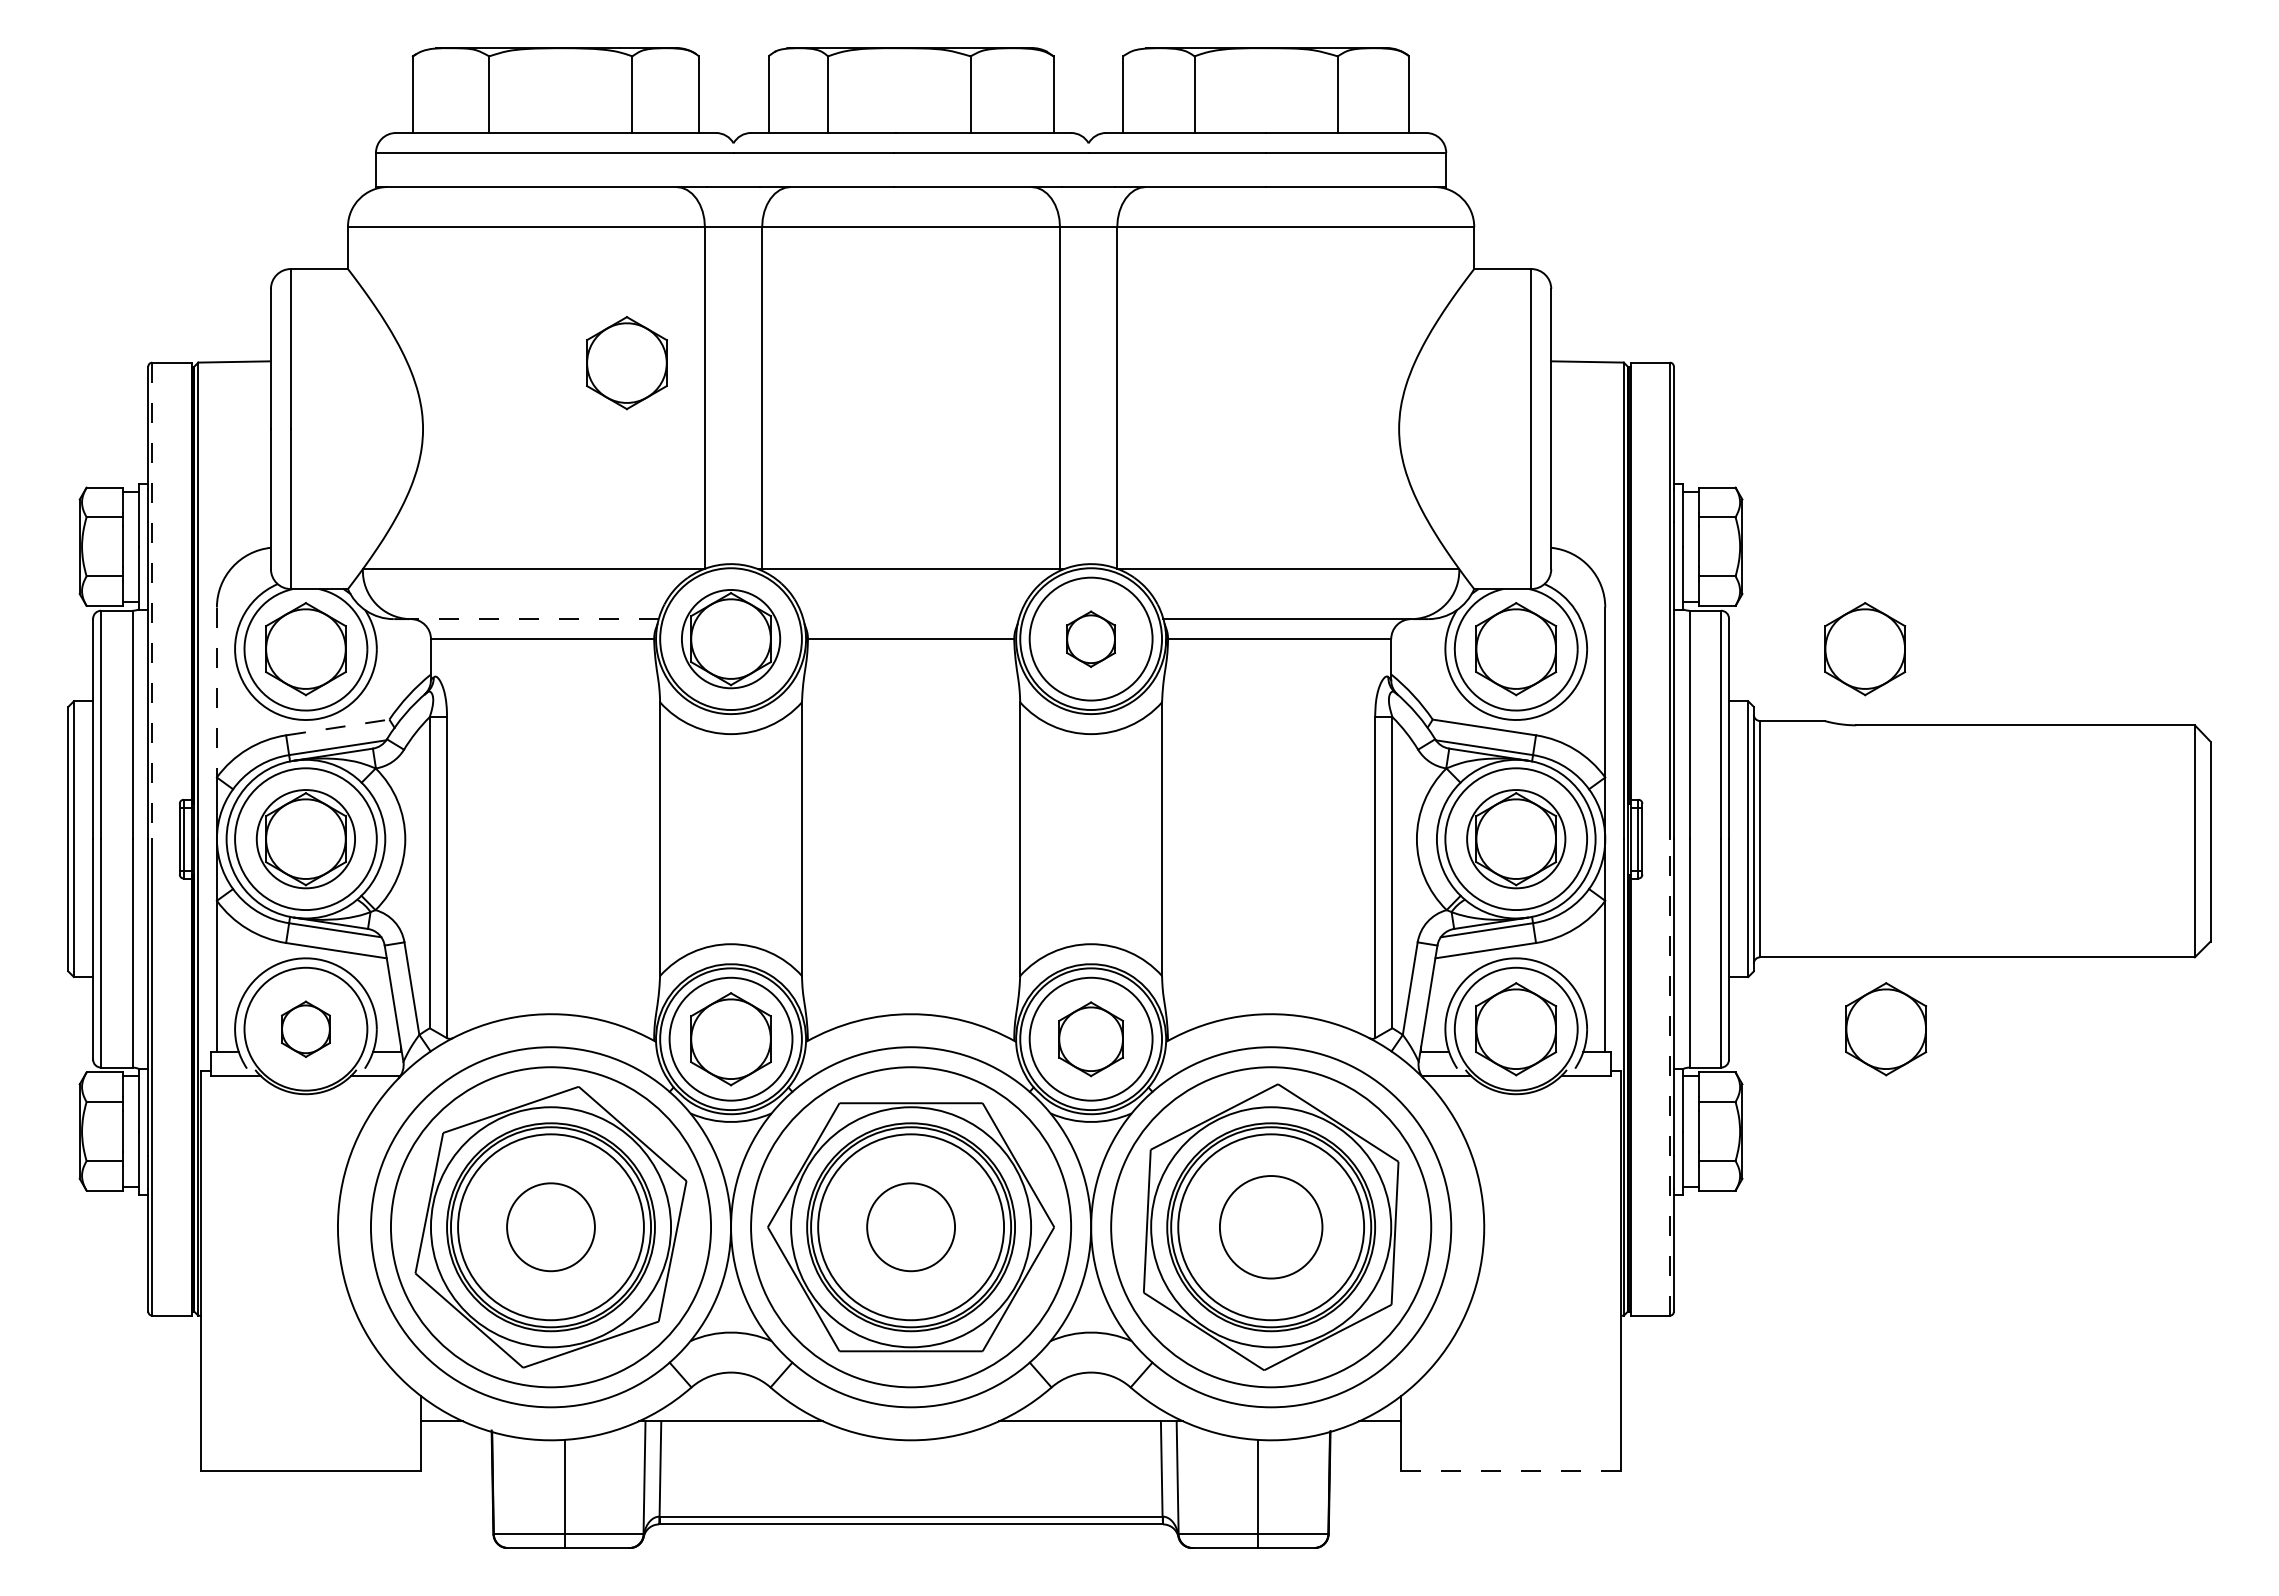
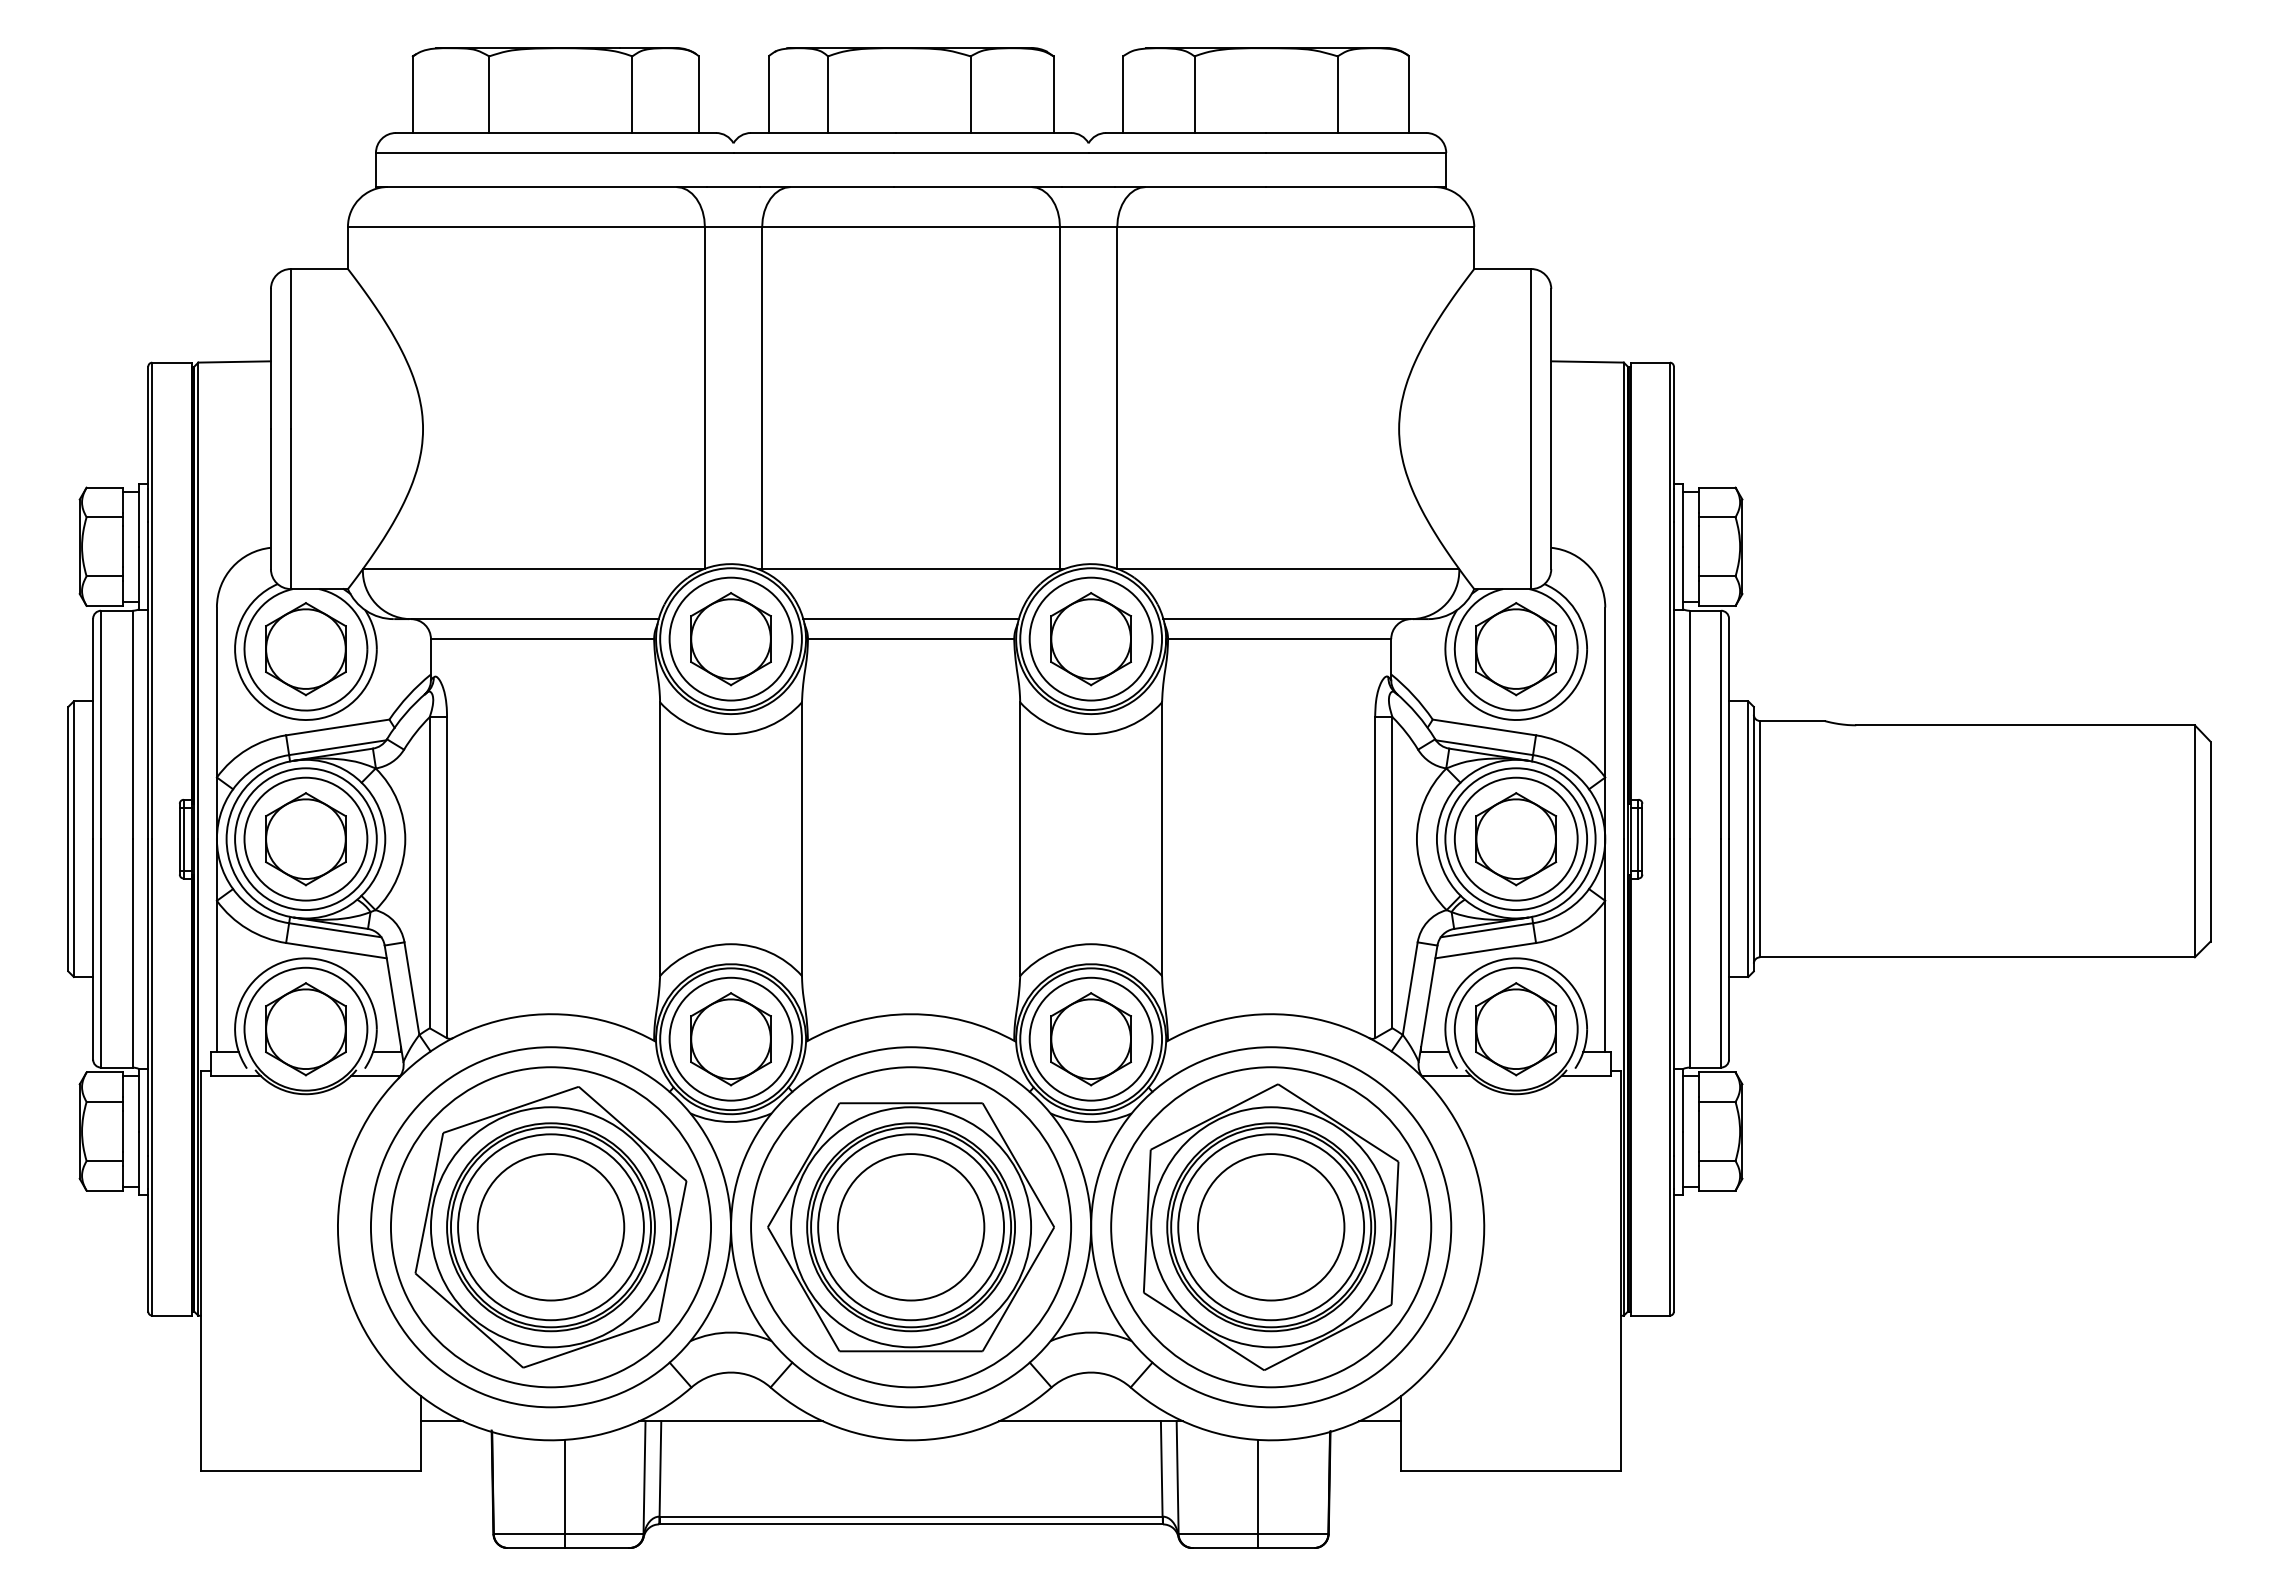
part: present -> none (626, 363)
line: dashed -> solid (152, 601)
line: dashed -> solid (534, 619)
line: none -> present (910, 619)
circle diameter: 98 px -> 123 px (730, 638)
part size: 50x58 px -> 82x95 px (1090, 639)
part: present -> none (1865, 649)
line: dashed -> solid (216, 692)
line: dashed -> solid (338, 727)
circle diameter: 98 px -> 123 px (305, 838)
circle diameter: 98 px -> 123 px (1515, 838)
part size: 50x58 px -> 82x95 px (305, 1029)
part: present -> none (1886, 1029)
part size: 66x77 px -> 82x95 px (1090, 1039)
line: dashed -> solid (1669, 1076)
circle diameter: 88 px -> 146 px (550, 1227)
circle diameter: 88 px -> 146 px (910, 1227)
circle diameter: 103 px -> 146 px (1270, 1227)
line: dashed -> solid (1511, 1471)
